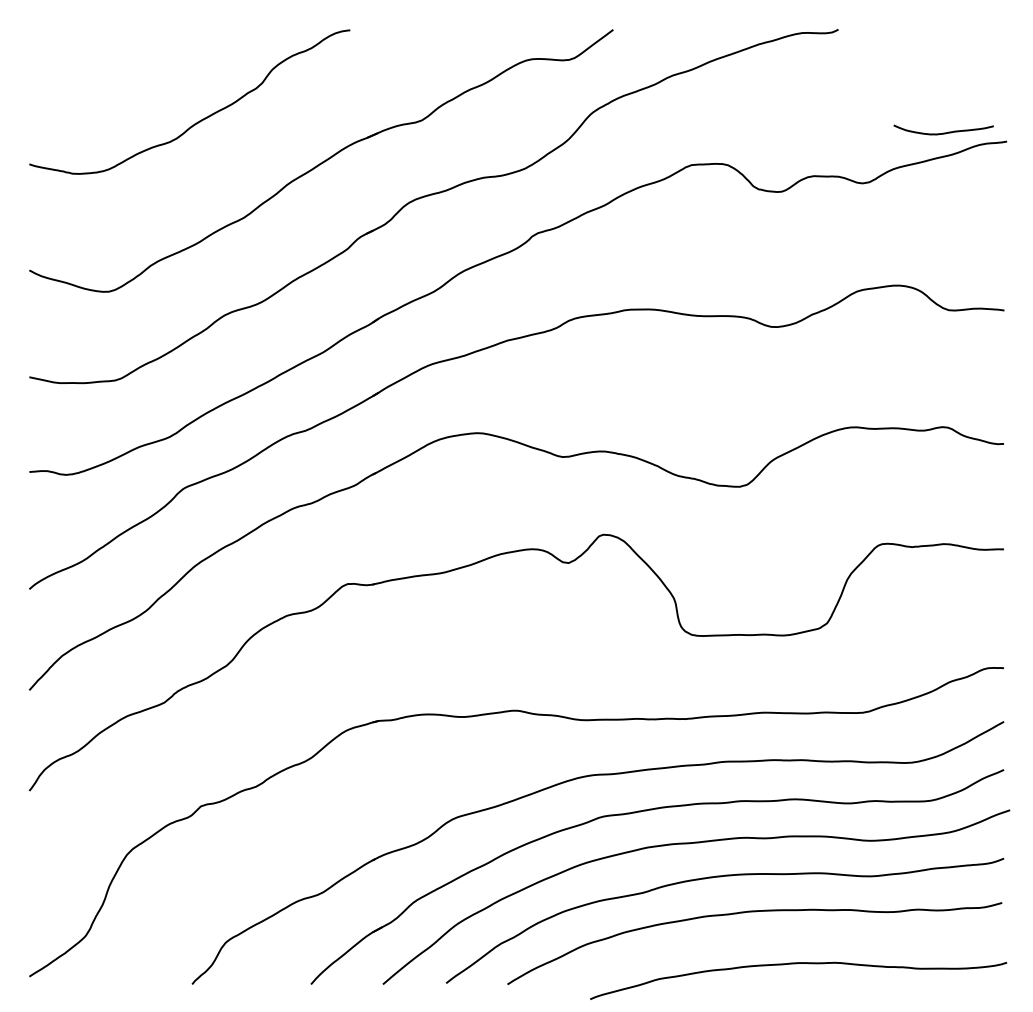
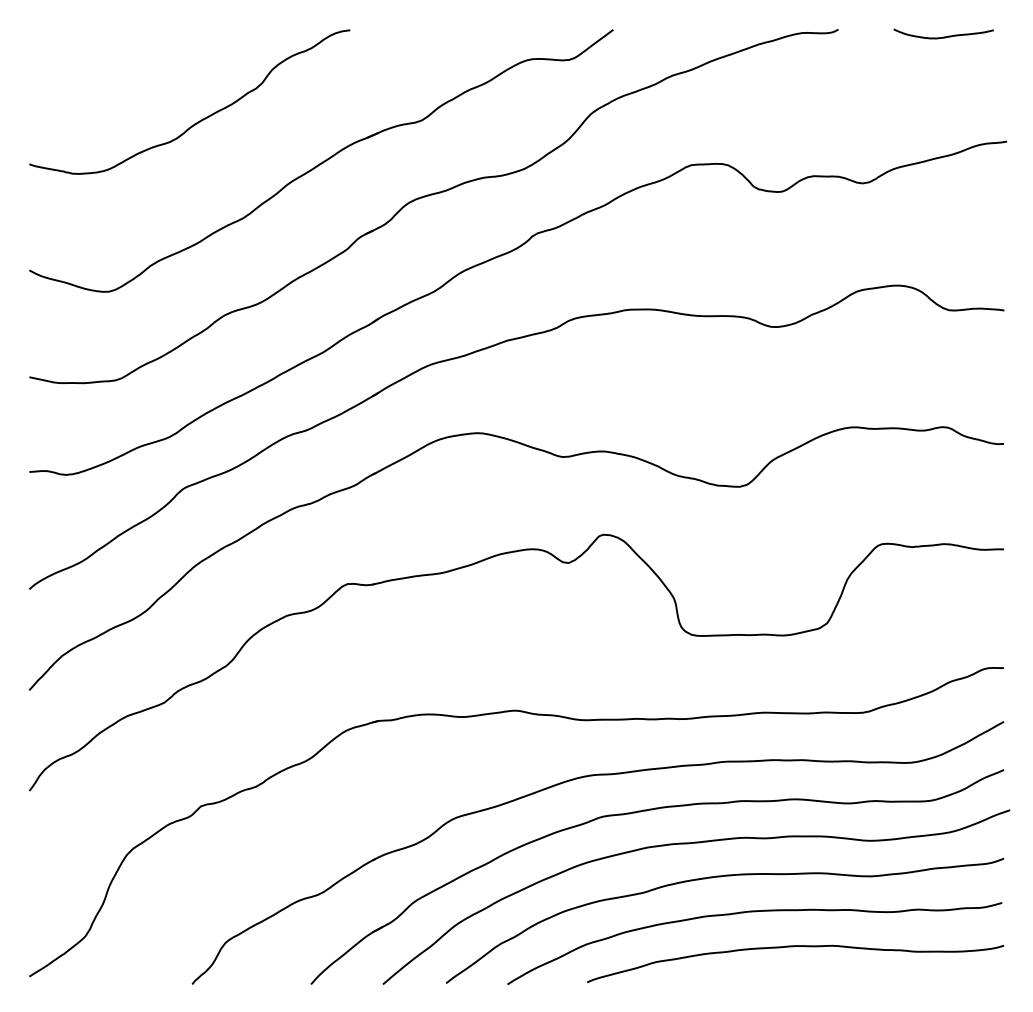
curve position: (943, 132) -> (943, 36) (943, 36)
curve position: (796, 964) -> (793, 947) (793, 947)
